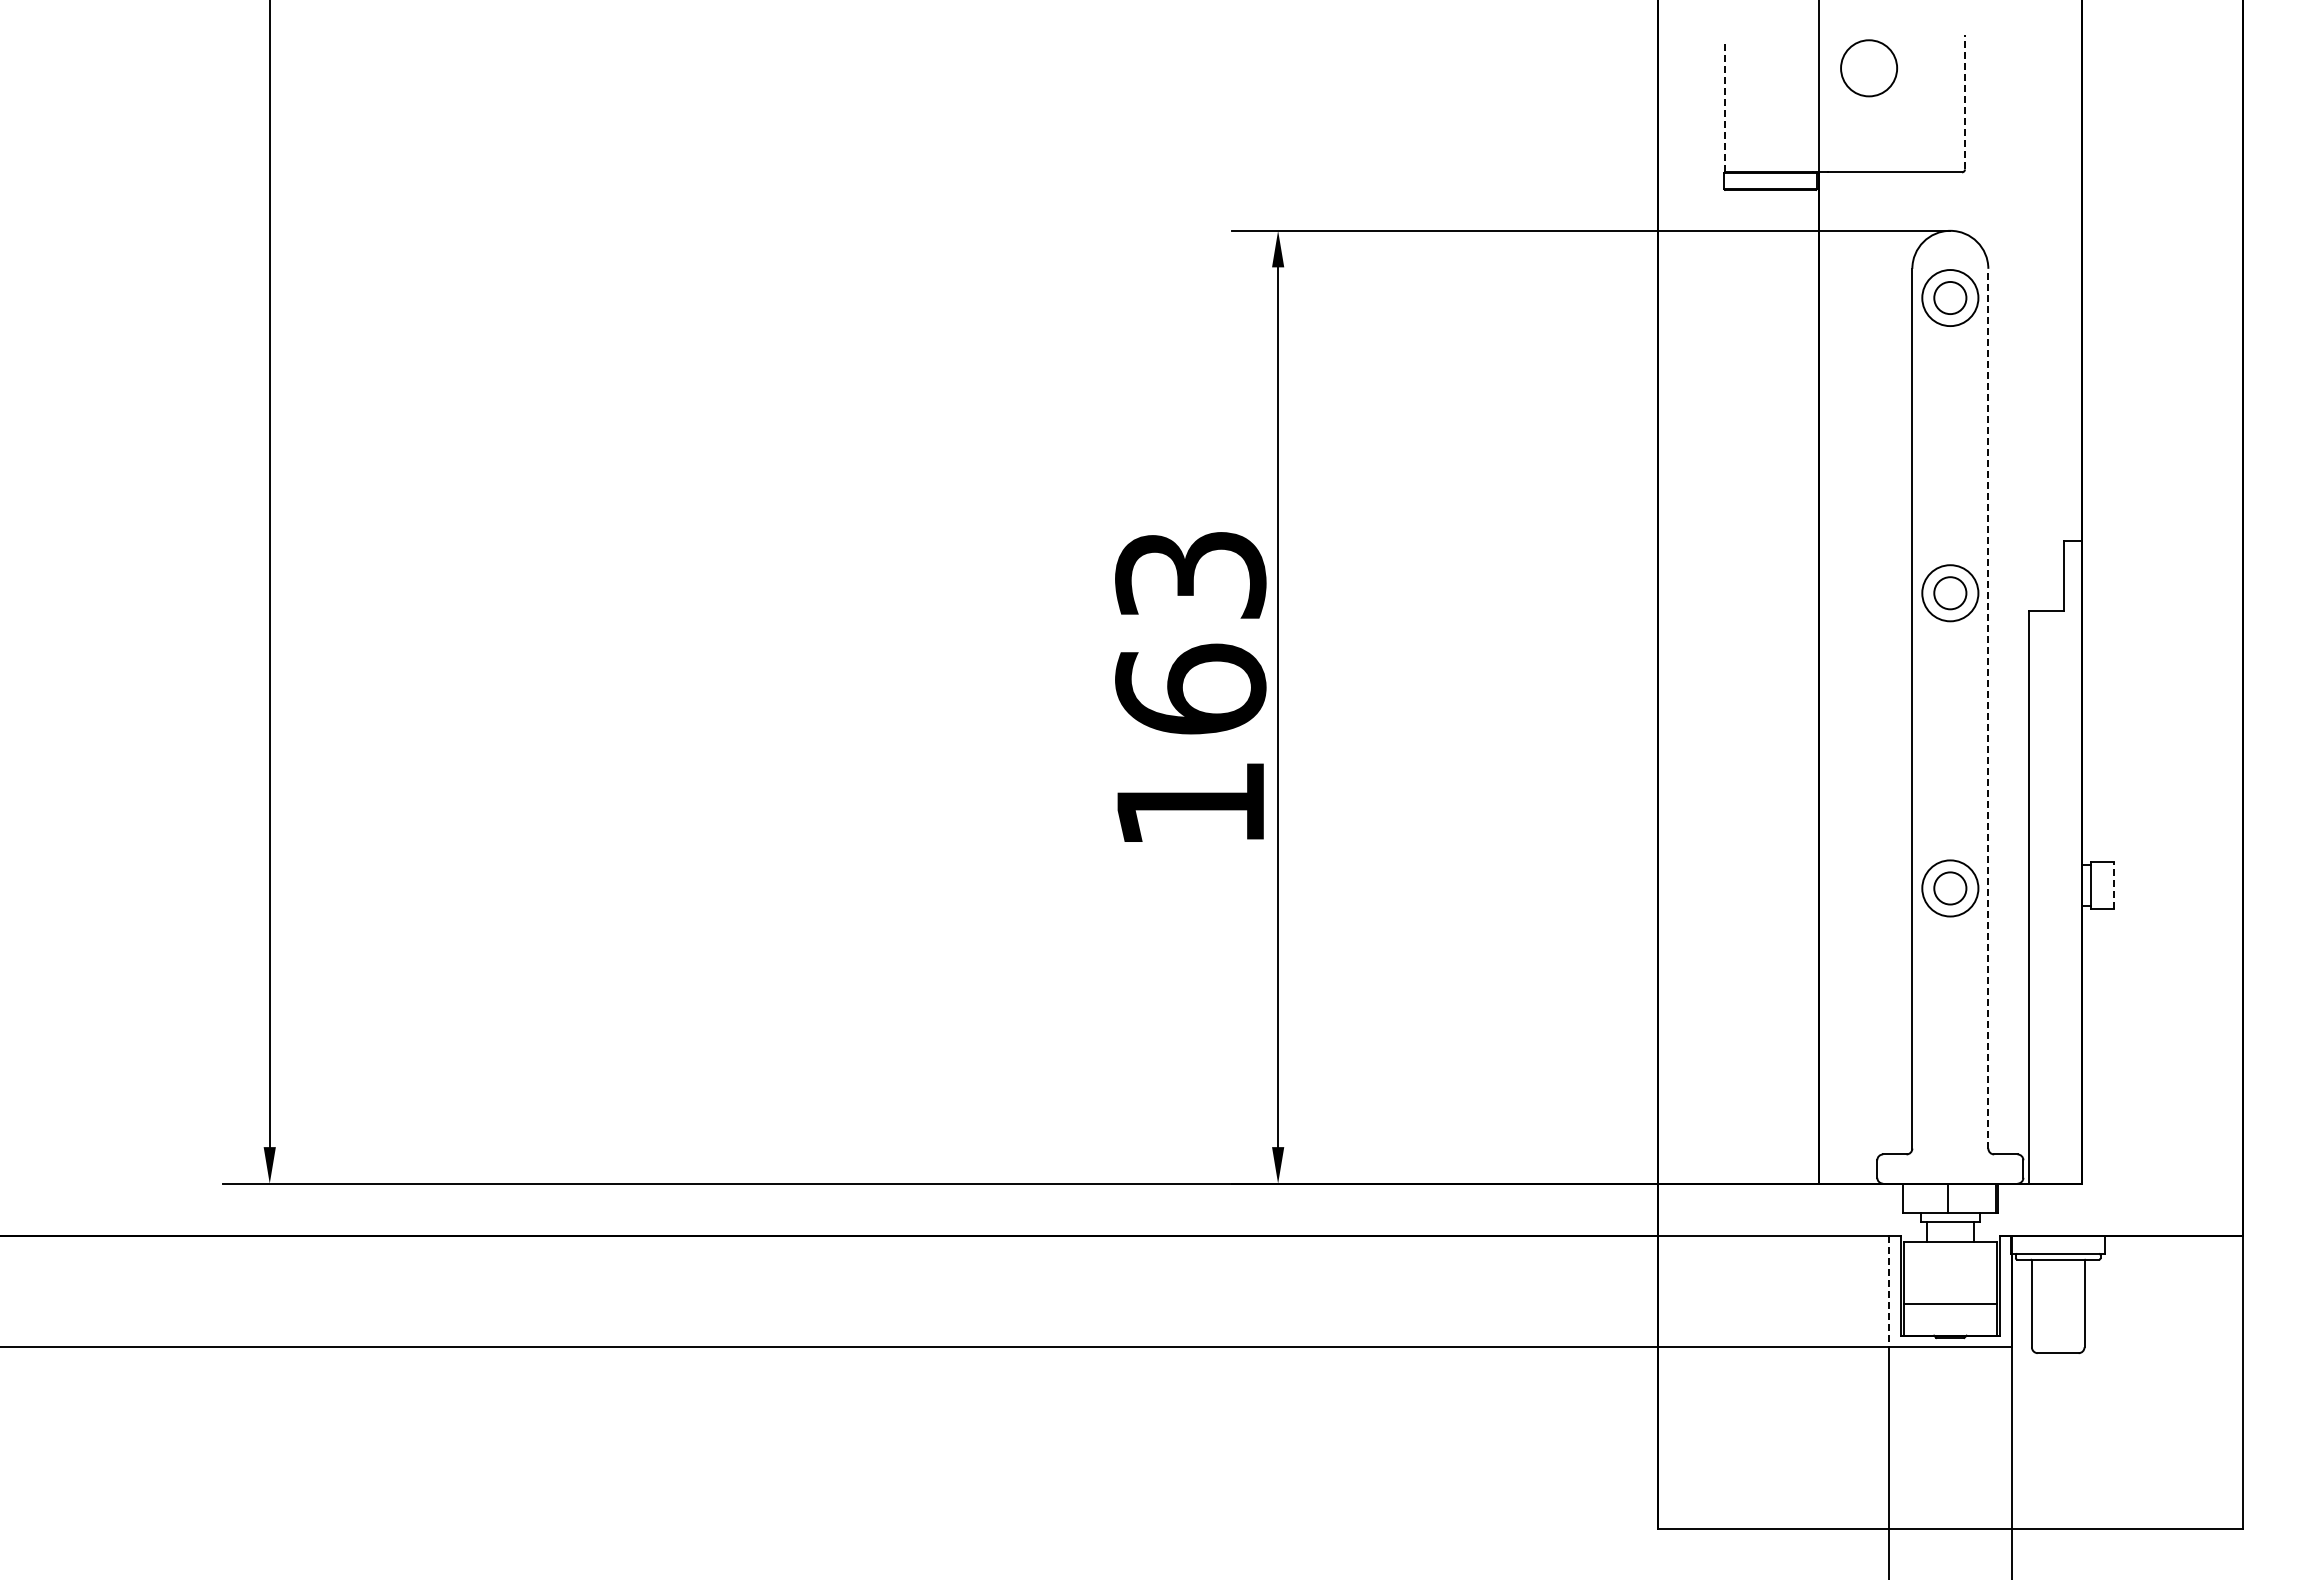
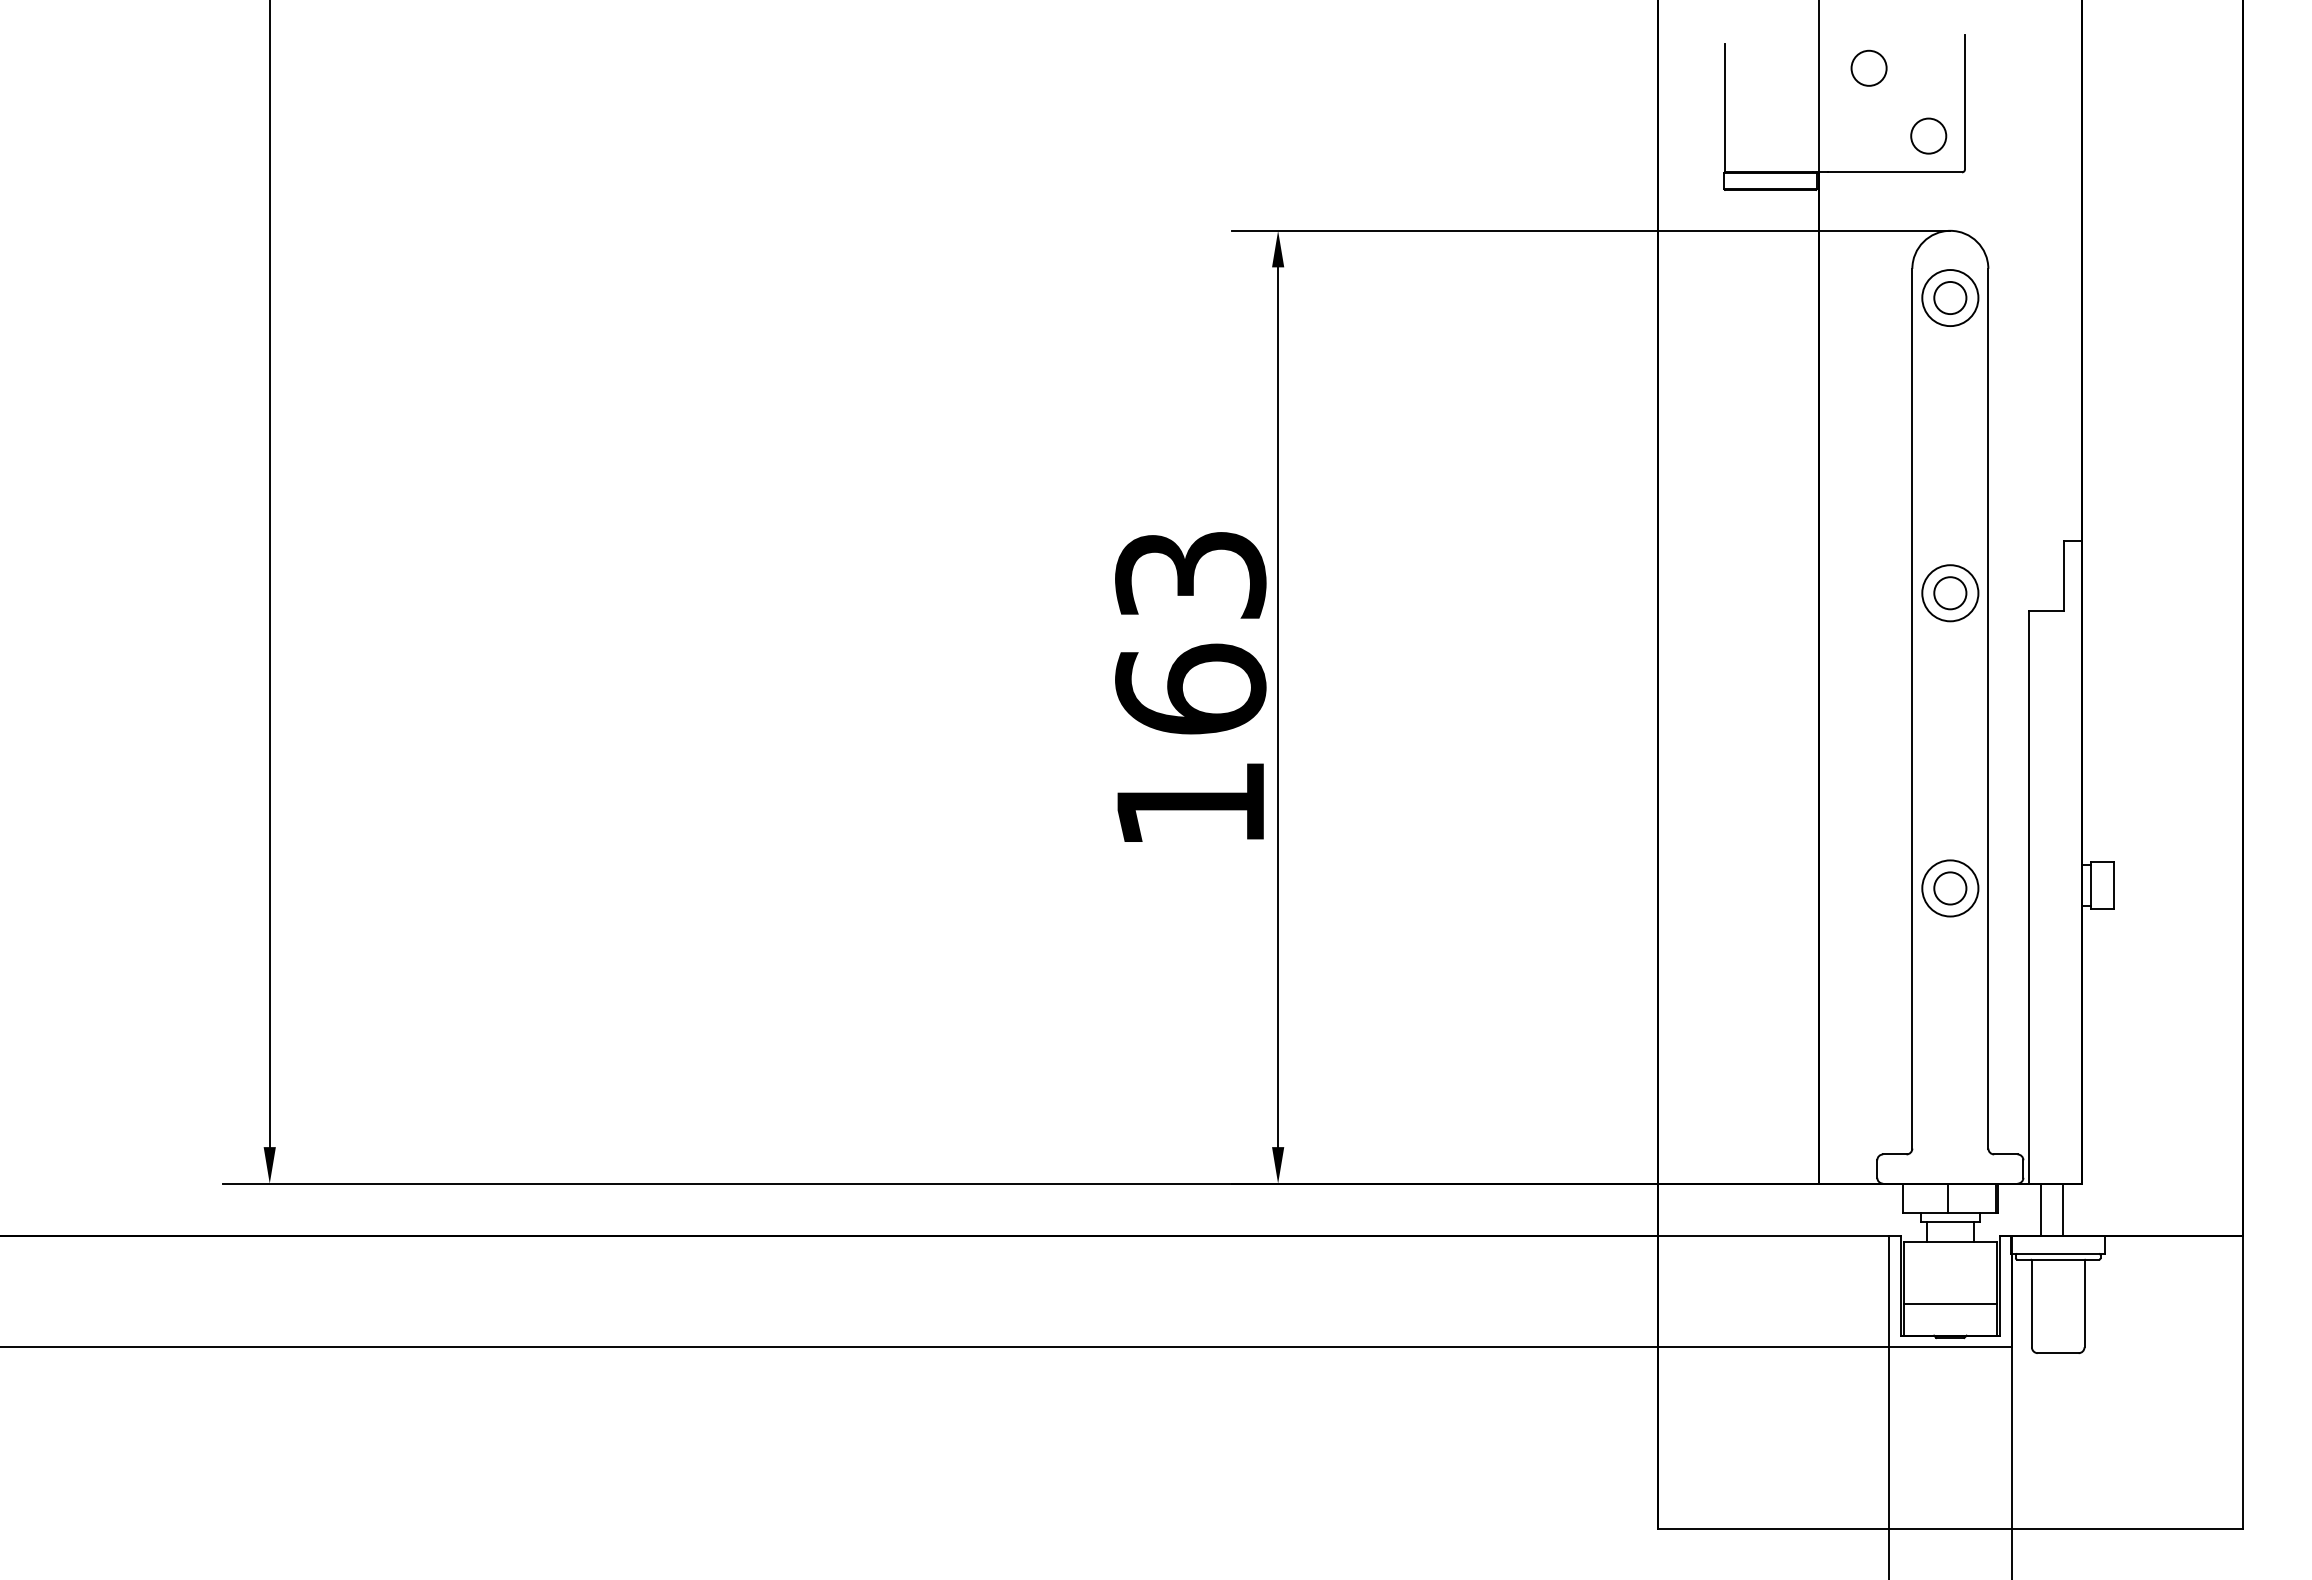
circle diameter: 56 px -> 35 px (1868, 67)
line: dashed -> solid (1964, 101)
line: dashed -> solid (1725, 108)
circle: none -> present (1928, 135)
line: dashed -> solid (1988, 708)
line: dashed -> solid (2114, 884)
line: none -> present (2040, 1209)
line: none -> present (2063, 1209)
line: dashed -> solid (1888, 1291)
